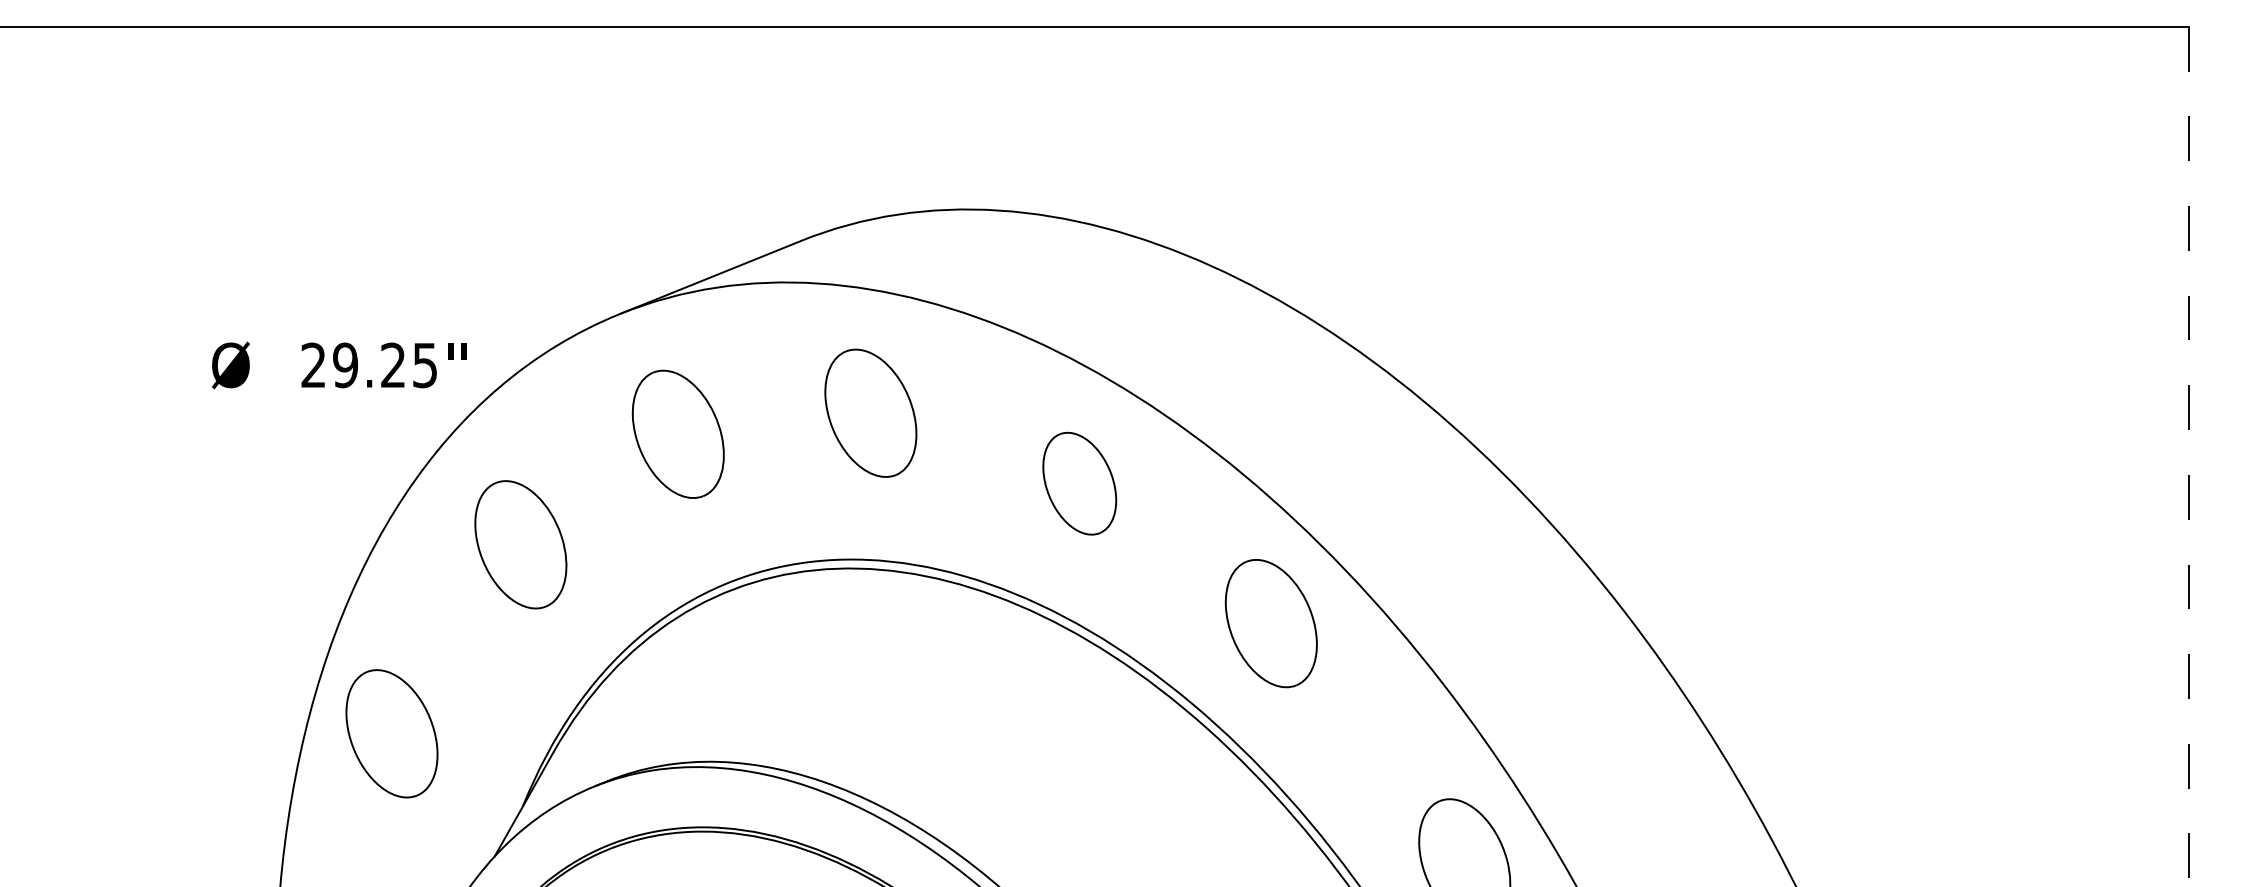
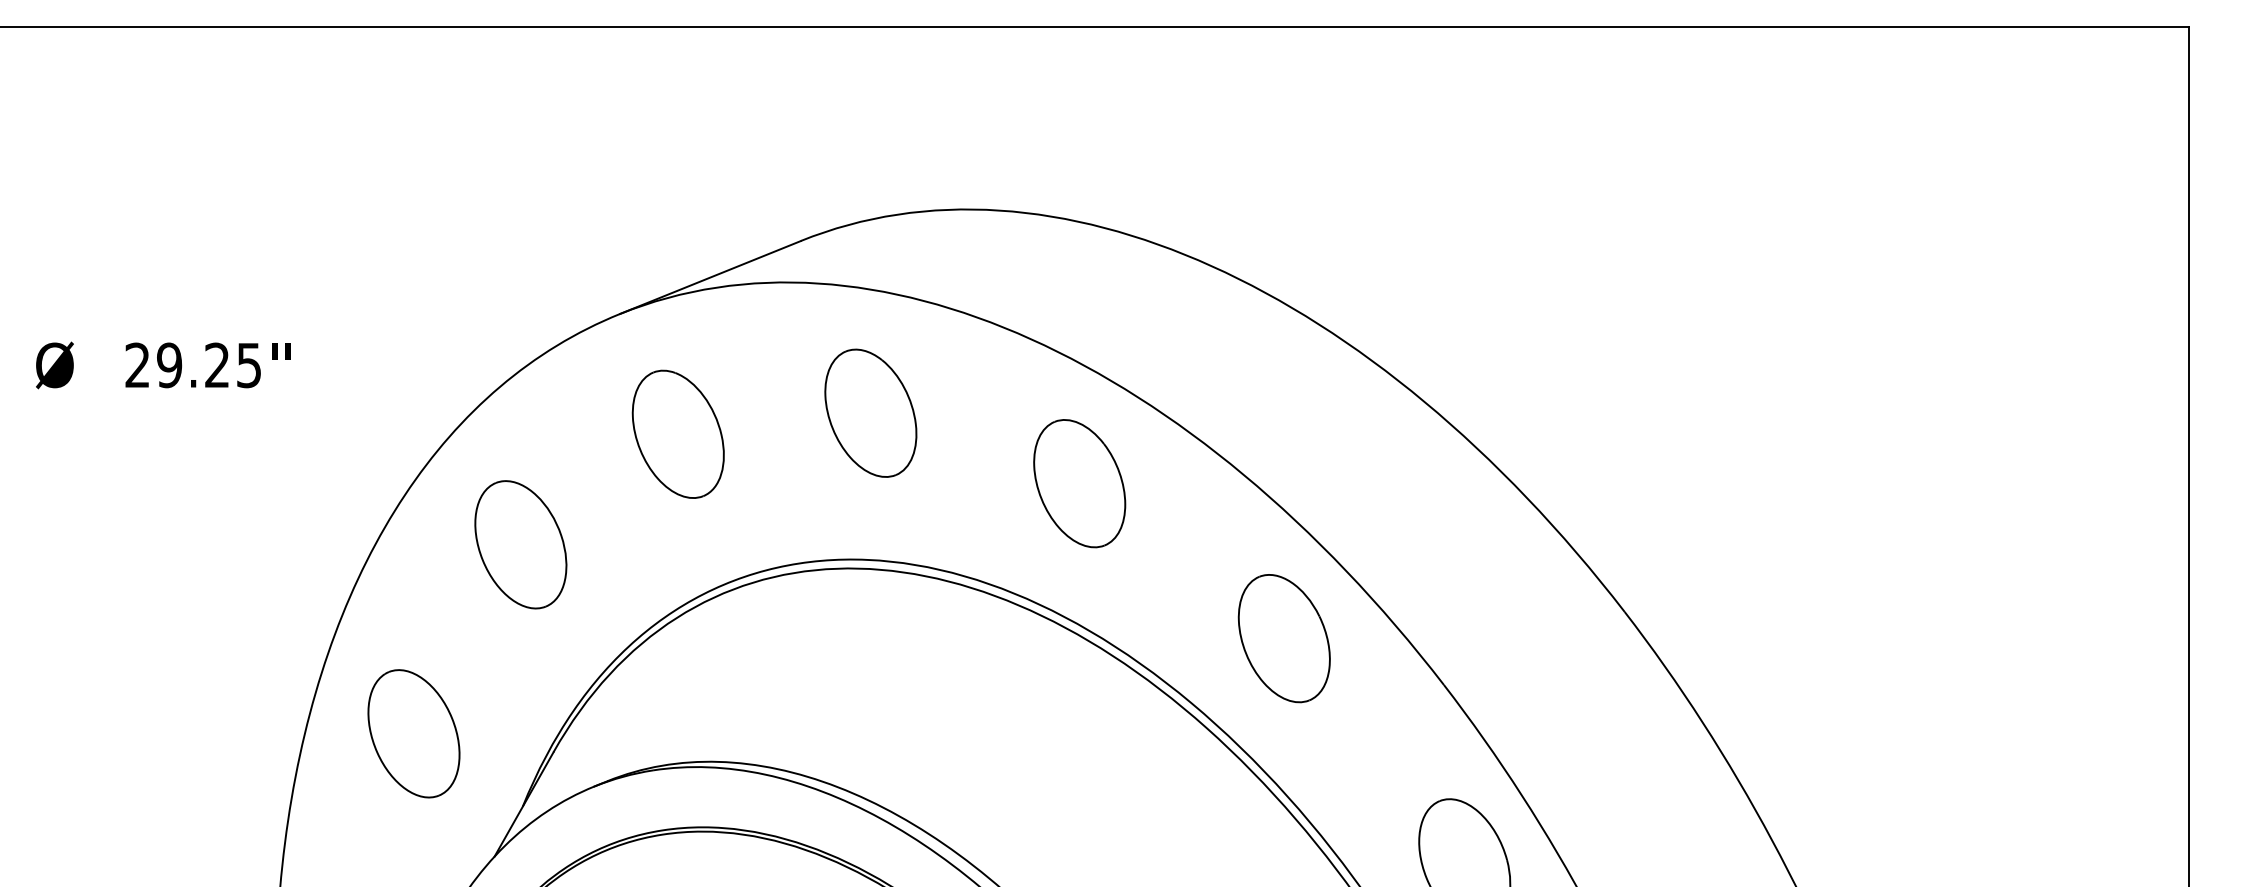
text position: (339, 365) -> (163, 365) (163, 365)
line: dashed -> solid (2189, 456)
part size: 76x105 px -> 94x130 px (1079, 483)
part position: (1270, 623) -> (1283, 638) (1283, 638)
part position: (391, 733) -> (413, 733) (413, 733)
